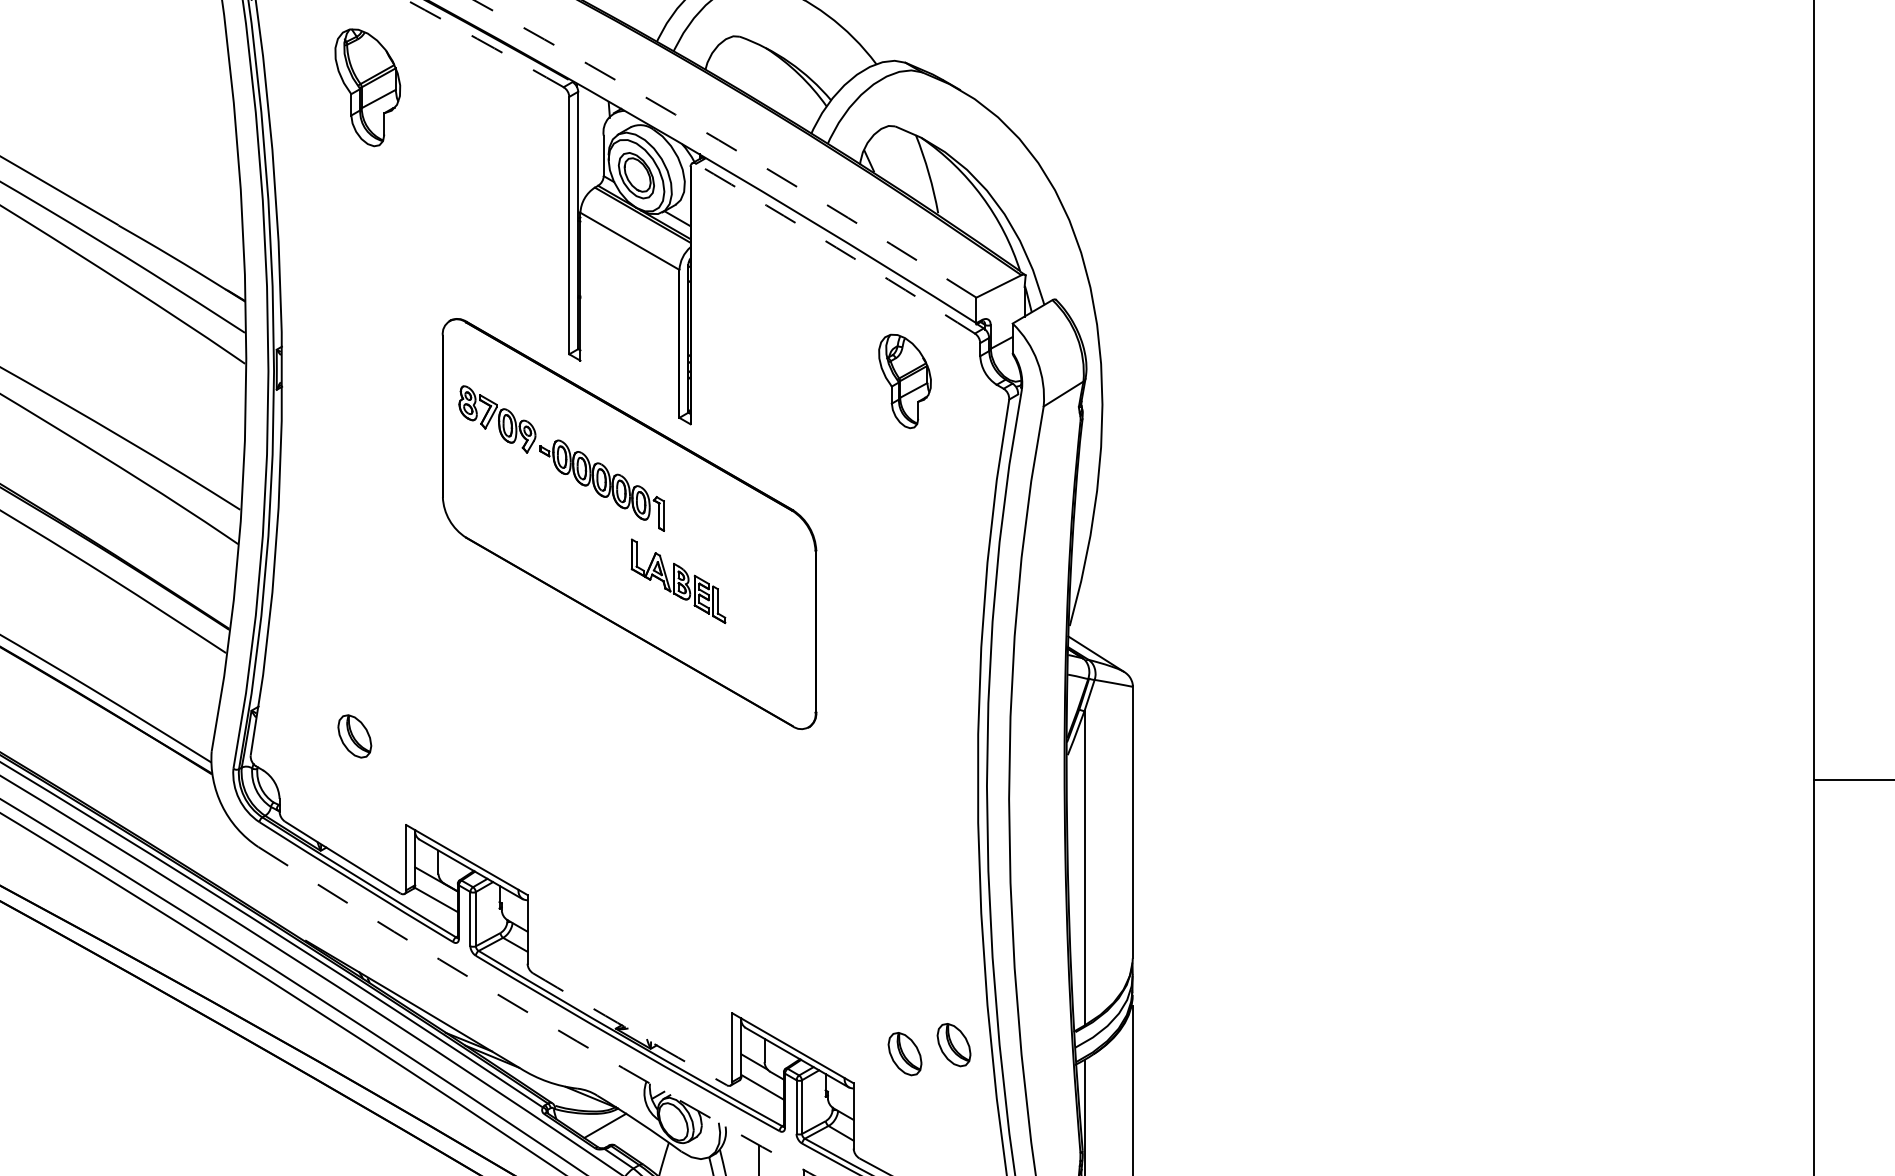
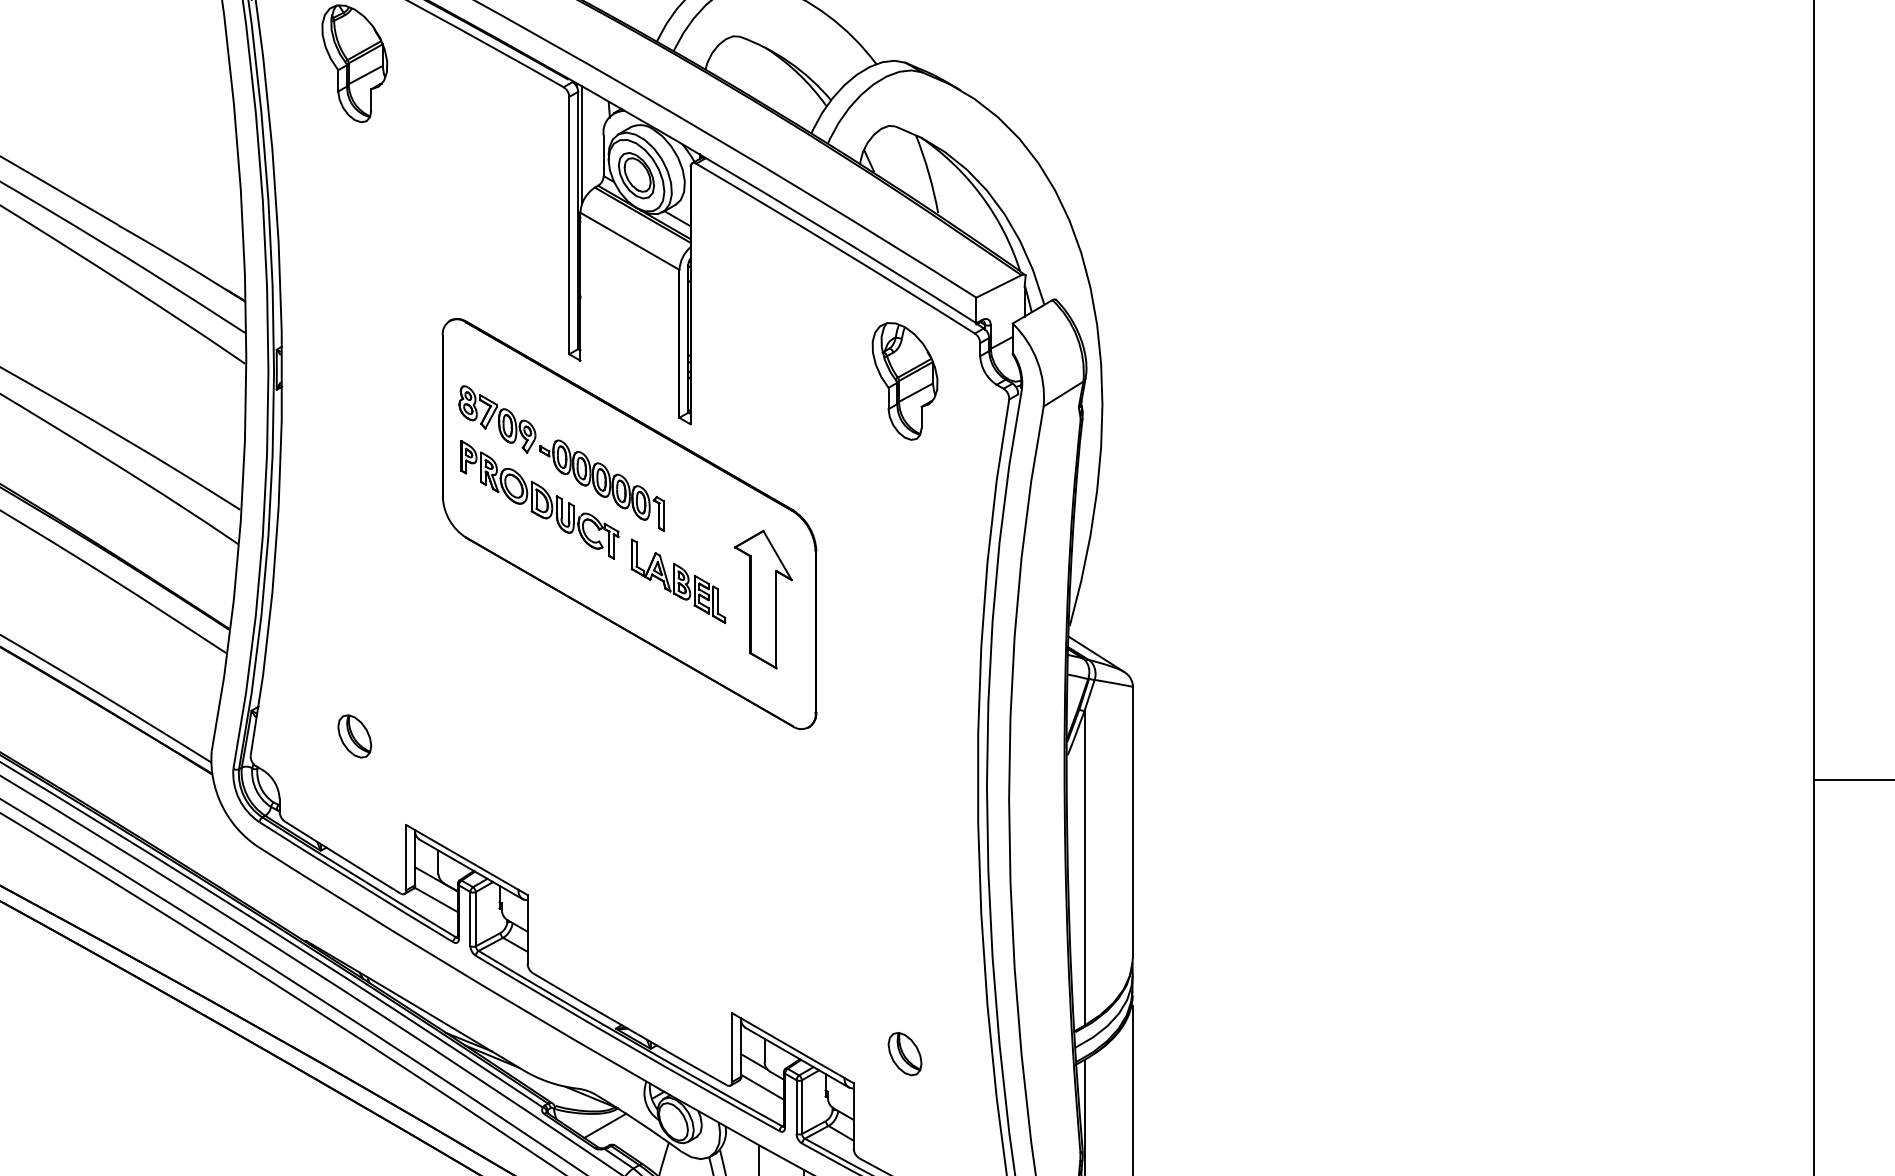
arc: dashed -> solid (484, 43)
part position: (367, 87) -> (354, 63) (354, 63)
line: none -> present (582, 144)
arc: dashed -> solid (726, 144)
arc: dashed -> solid (836, 247)
part size: 54x97 px -> 68x119 px (904, 381)
part: none -> present (539, 499)
part: none -> present (762, 599)
arc: dashed -> solid (533, 1015)
arc: dashed -> solid (629, 1029)
part: present -> none (953, 1045)
